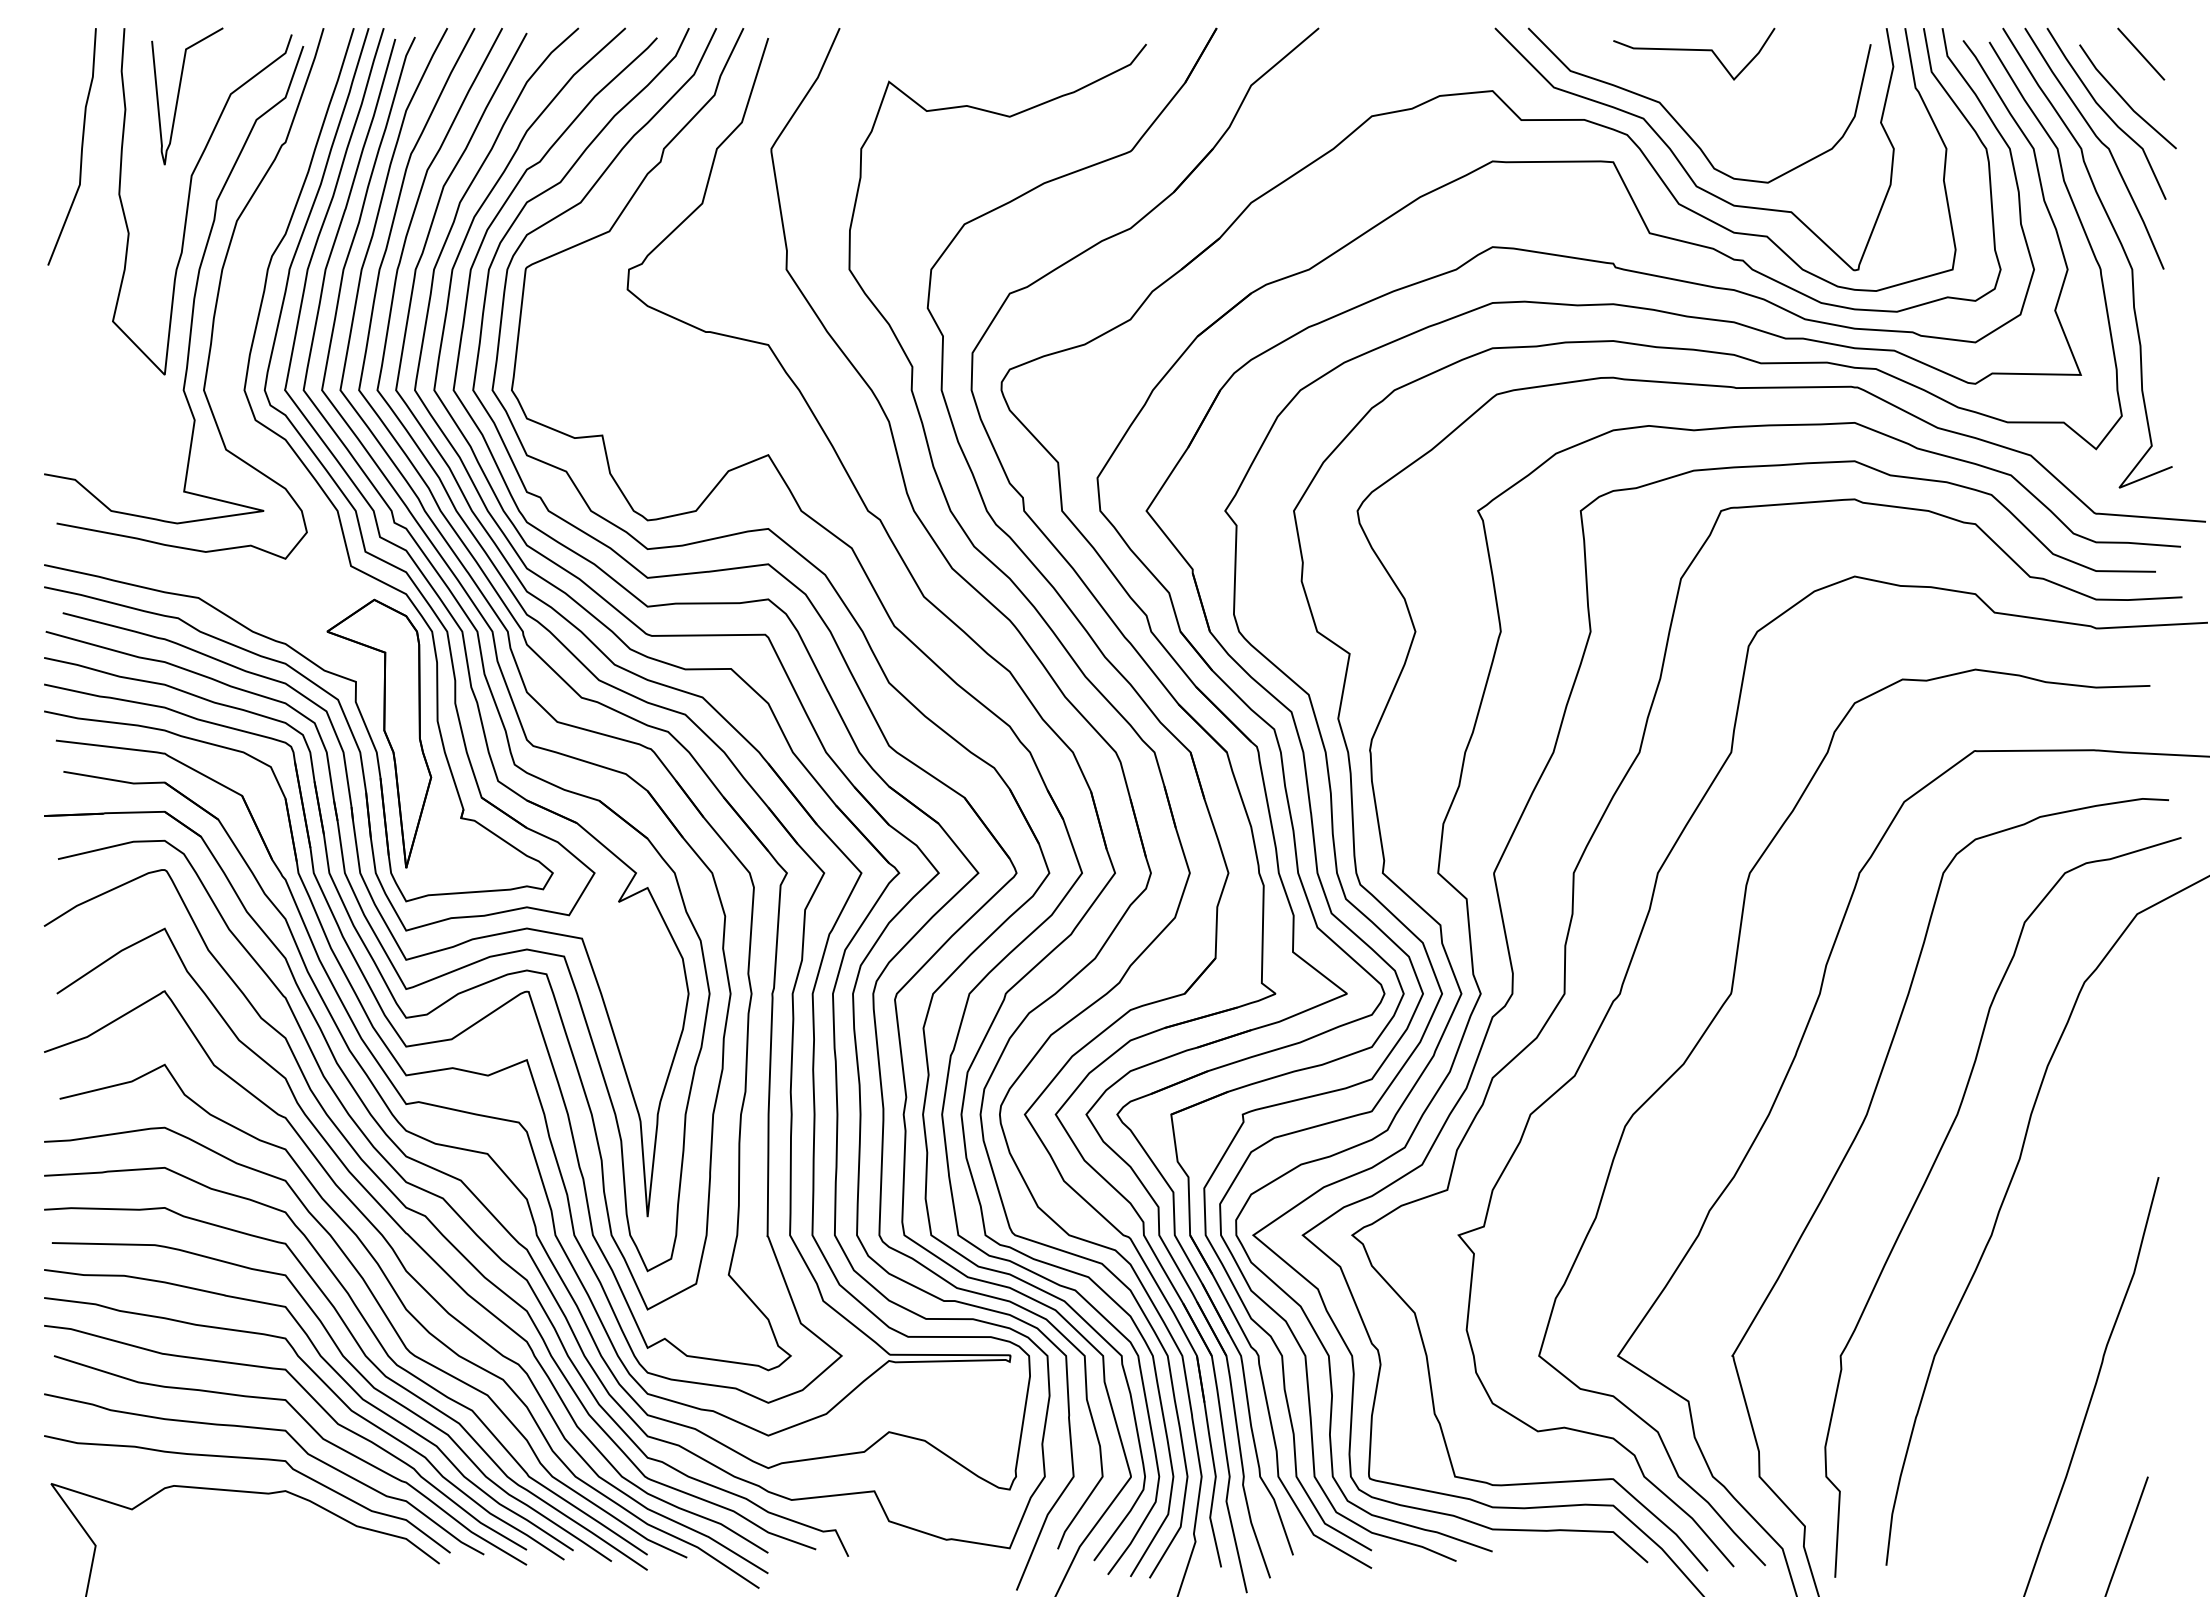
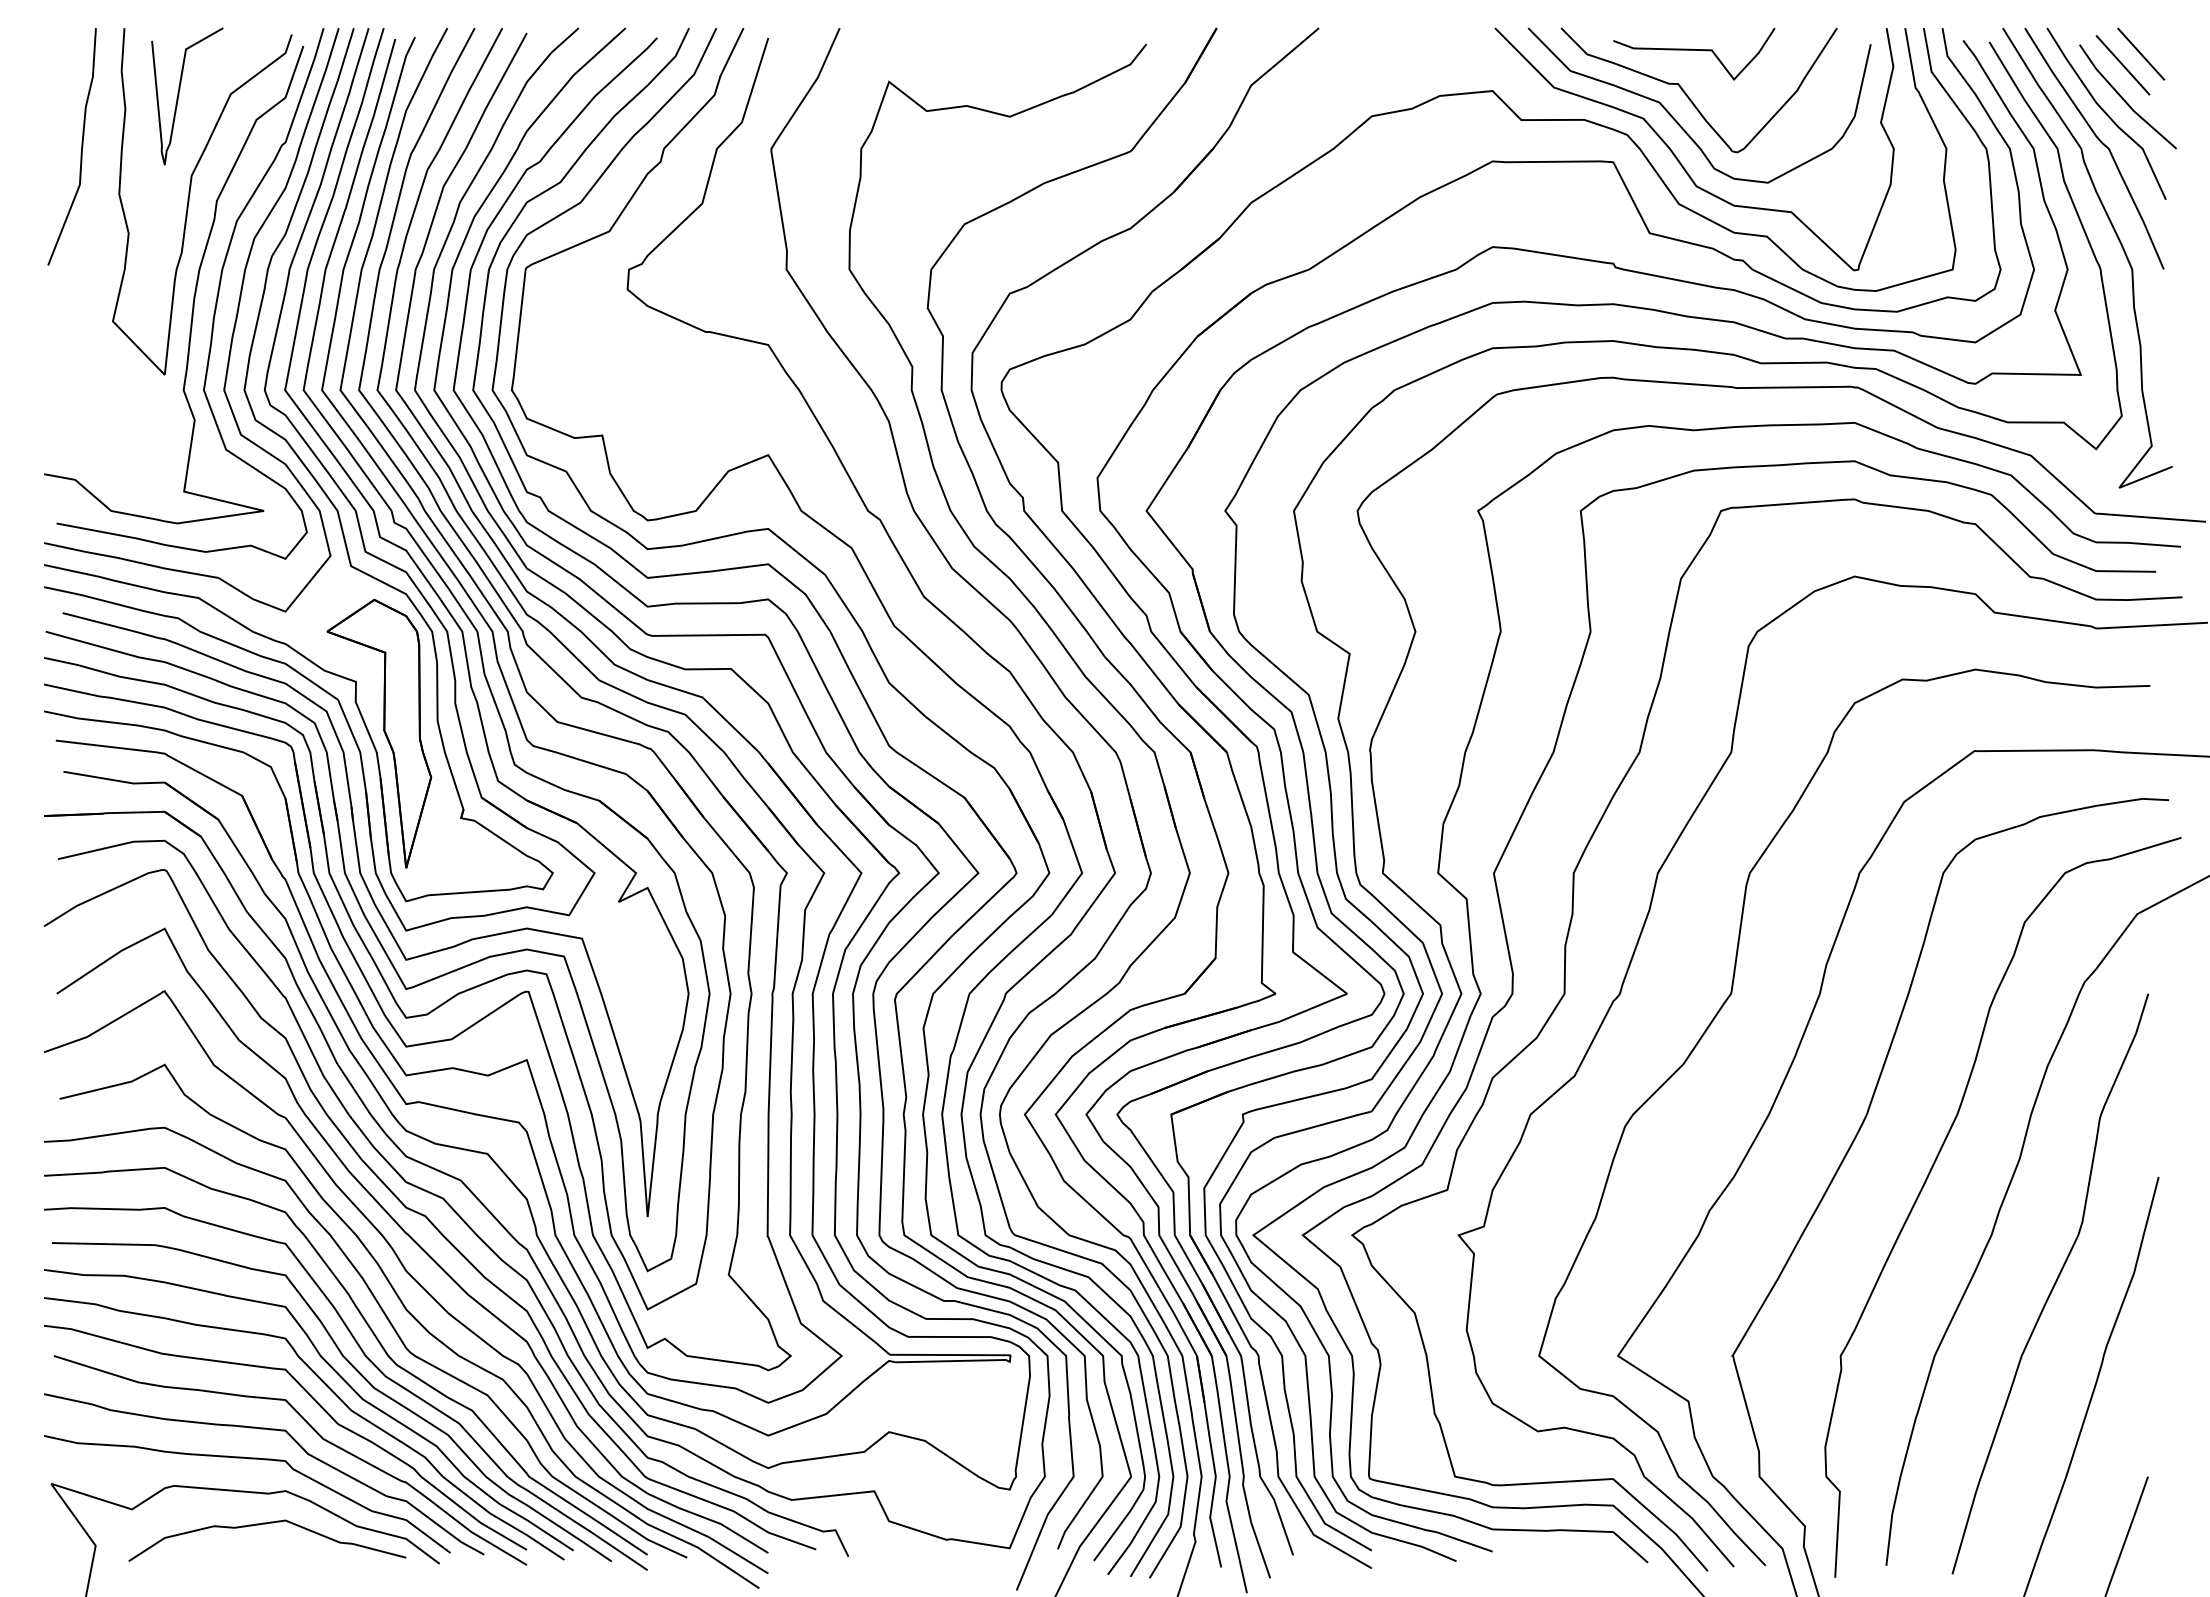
line: none -> present (2122, 65)
curve: none -> present (1688, 95)
curve: none -> present (233, 326)
curve: none -> present (2053, 1284)
curve: none -> present (266, 1524)
